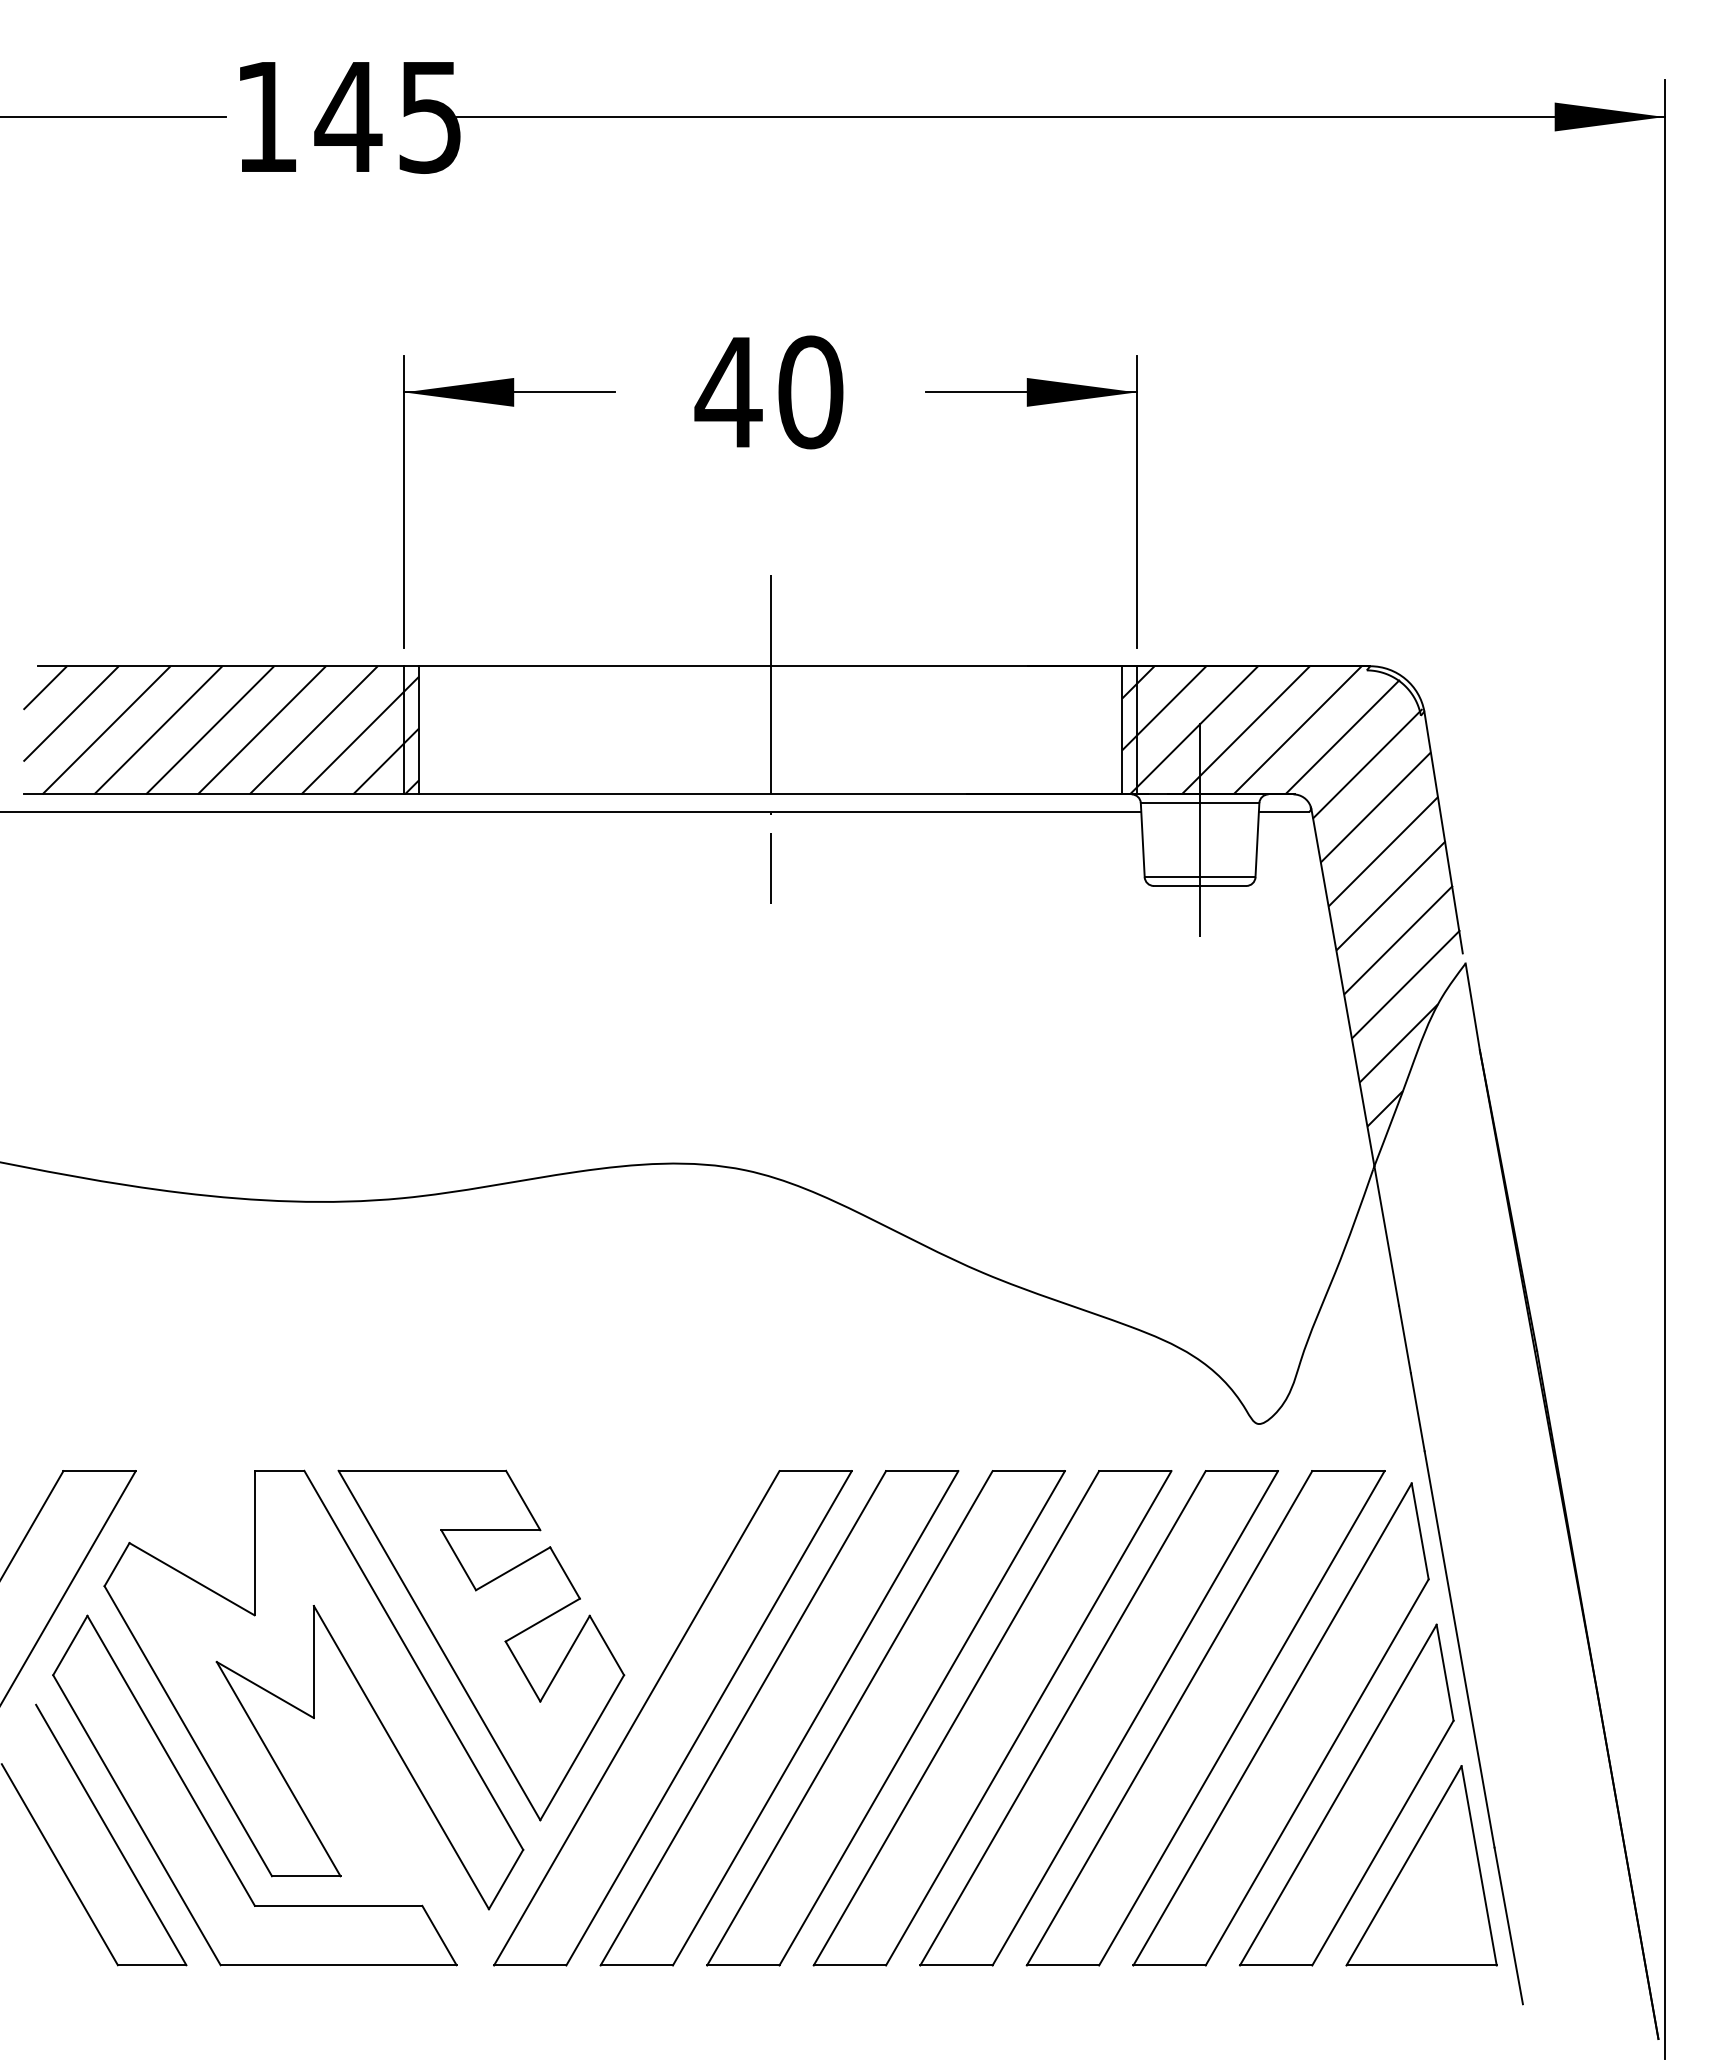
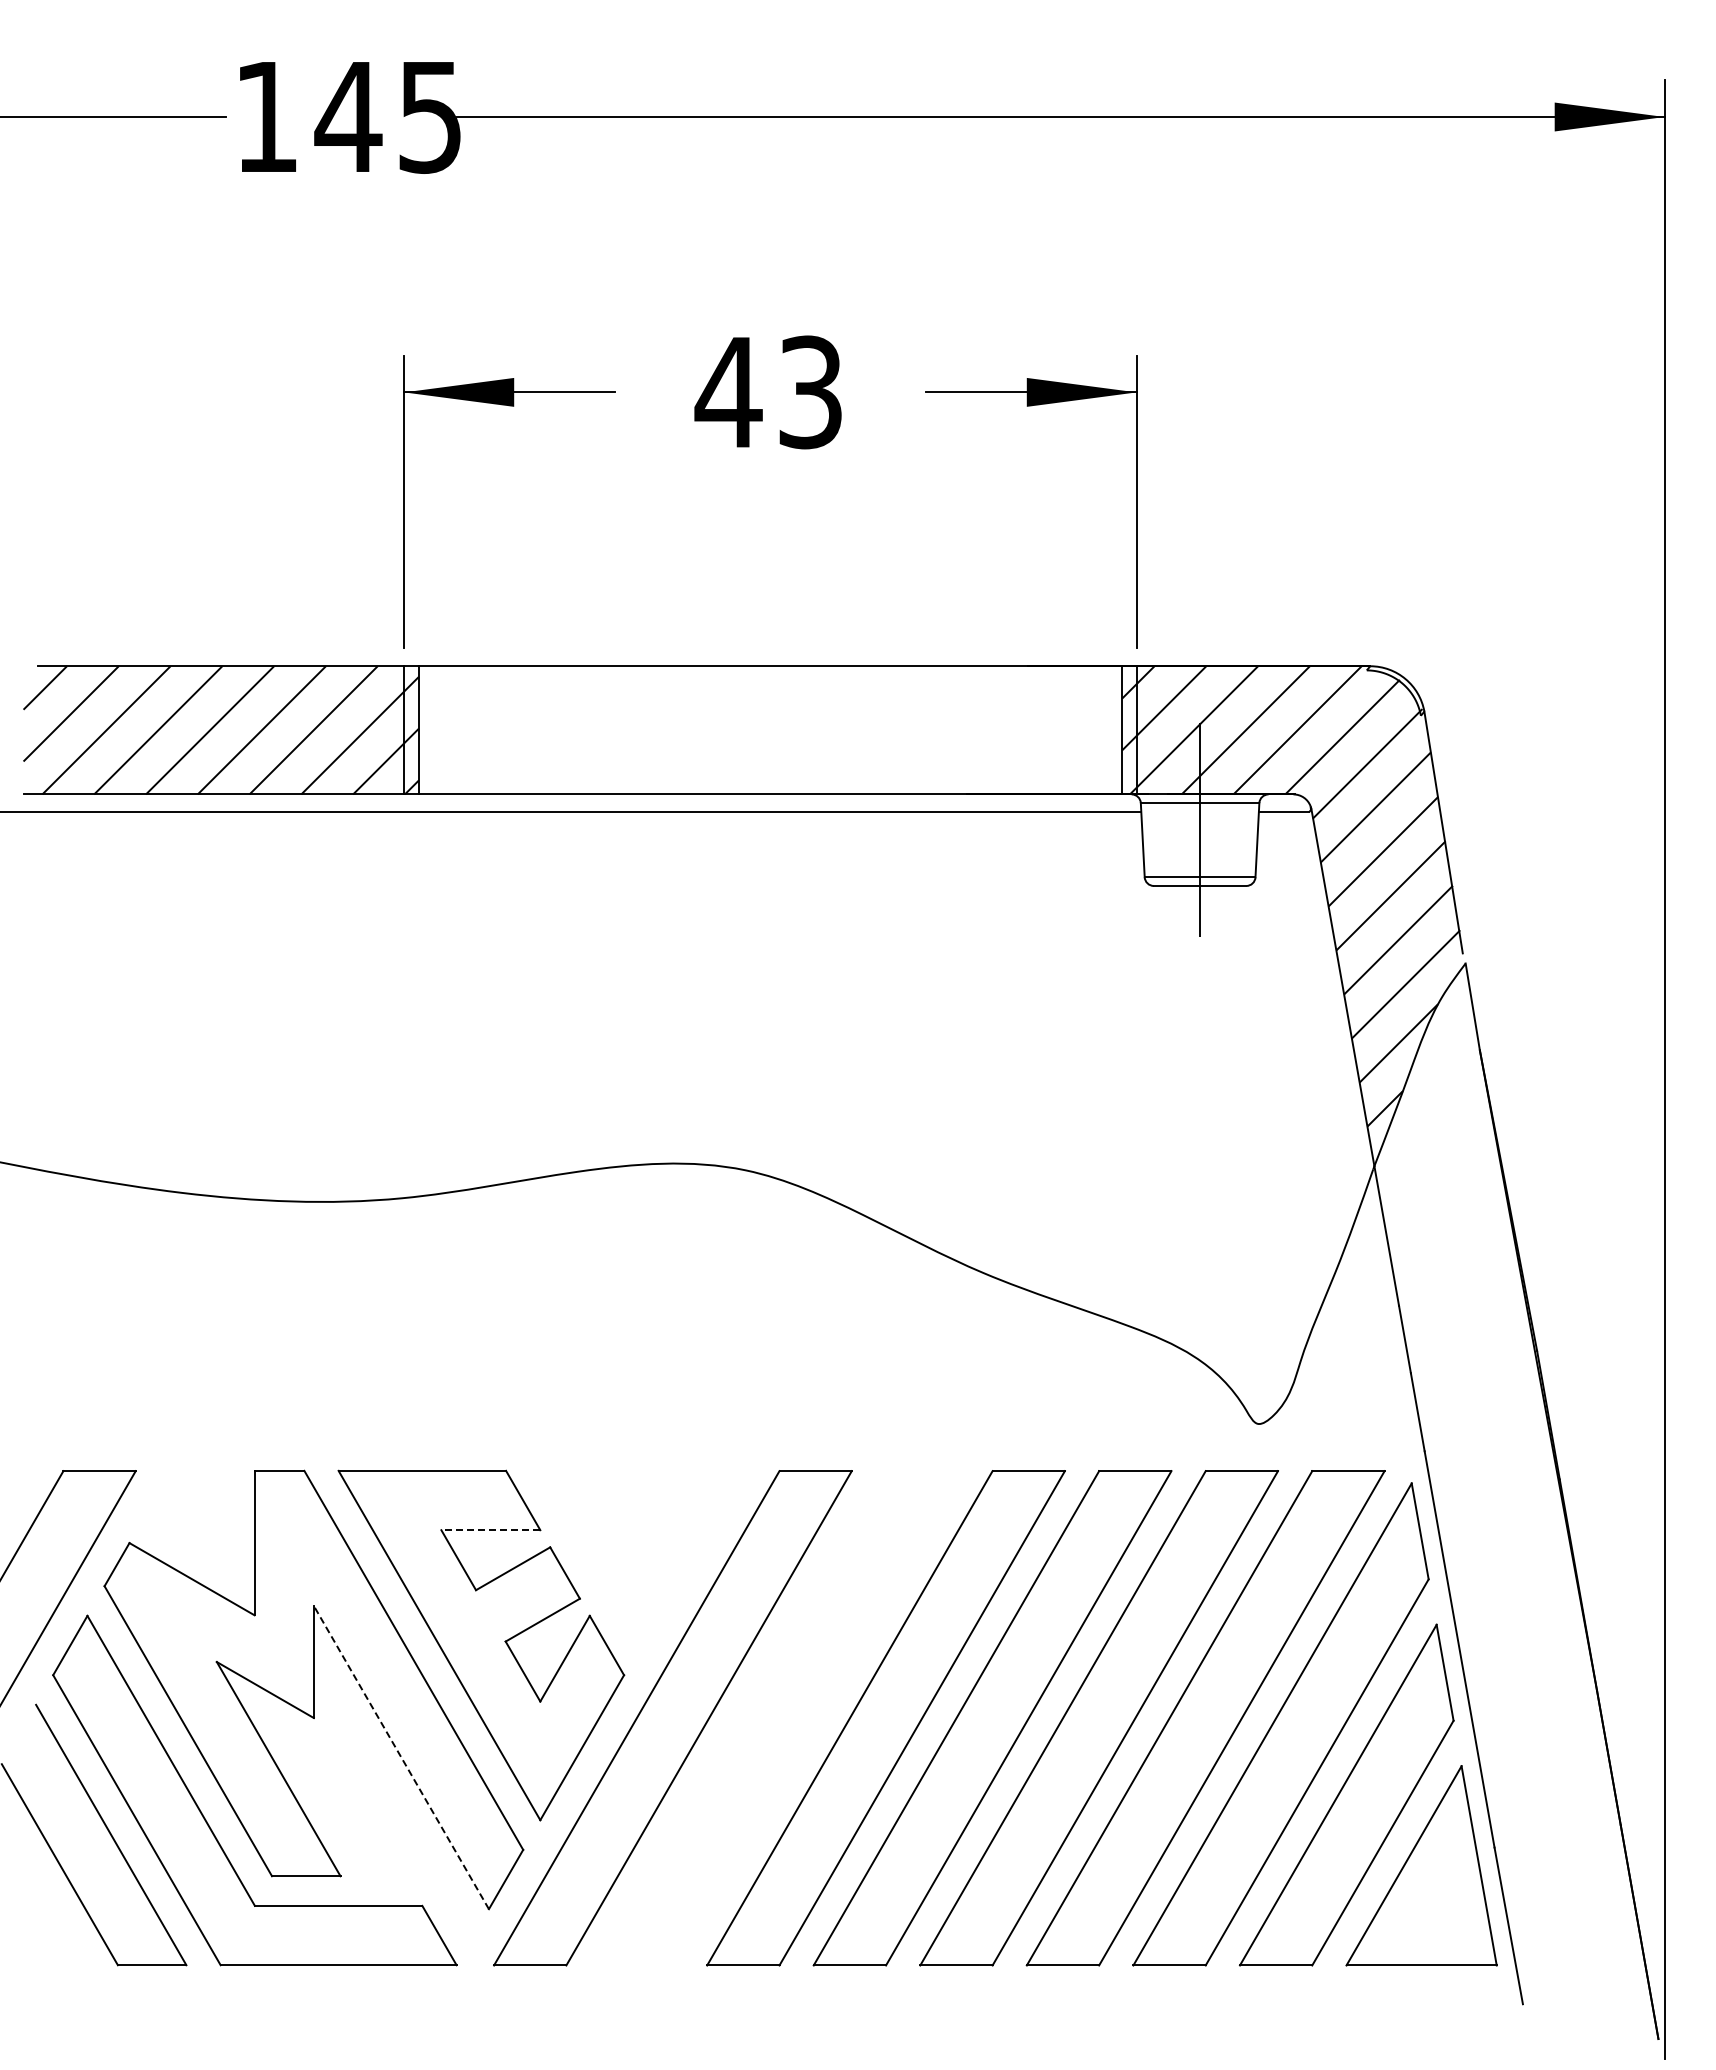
text: 40 -> 43 (810, 392)
line: present -> none (770, 738)
line: solid -> dashed (490, 1530)
part: present -> none (779, 1718)
line: solid -> dashed (401, 1757)
